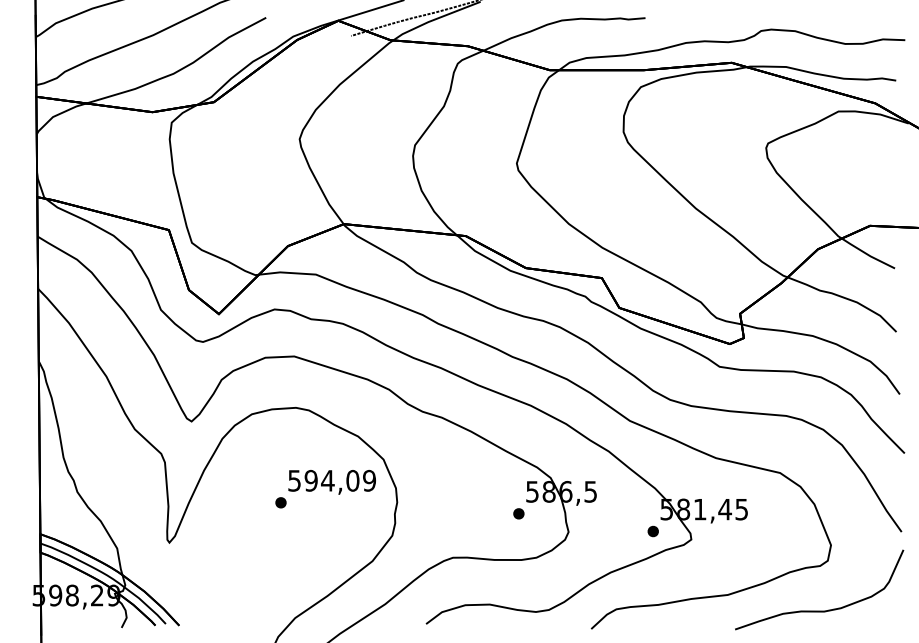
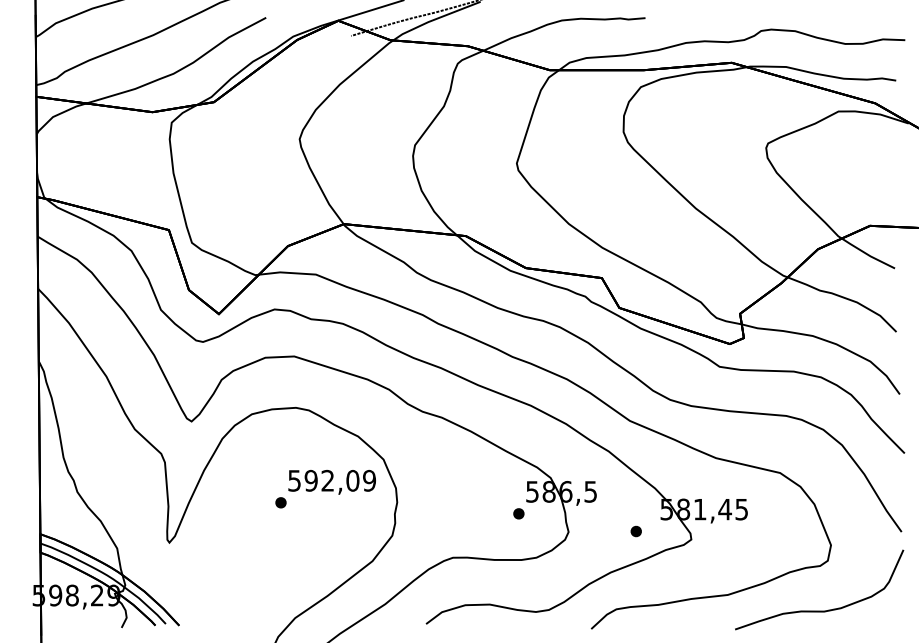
text: 594,09 -> 592,09 (327, 480)
part position: (652, 531) -> (635, 531) (635, 531)
